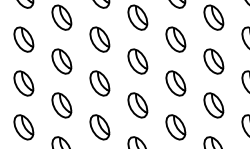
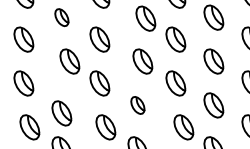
part size: 22x27 px -> 16x20 px (61, 17)
part position: (137, 17) -> (145, 18) (145, 18)
part position: (61, 61) -> (69, 61) (69, 61)
part position: (137, 61) -> (142, 61) (142, 61)
part position: (61, 105) -> (61, 113) (61, 113)
part size: 22x27 px -> 16x19 px (137, 105)
part position: (23, 127) -> (29, 127) (29, 127)
part position: (99, 127) -> (105, 127) (105, 127)
part position: (175, 127) -> (183, 127) (183, 127)
